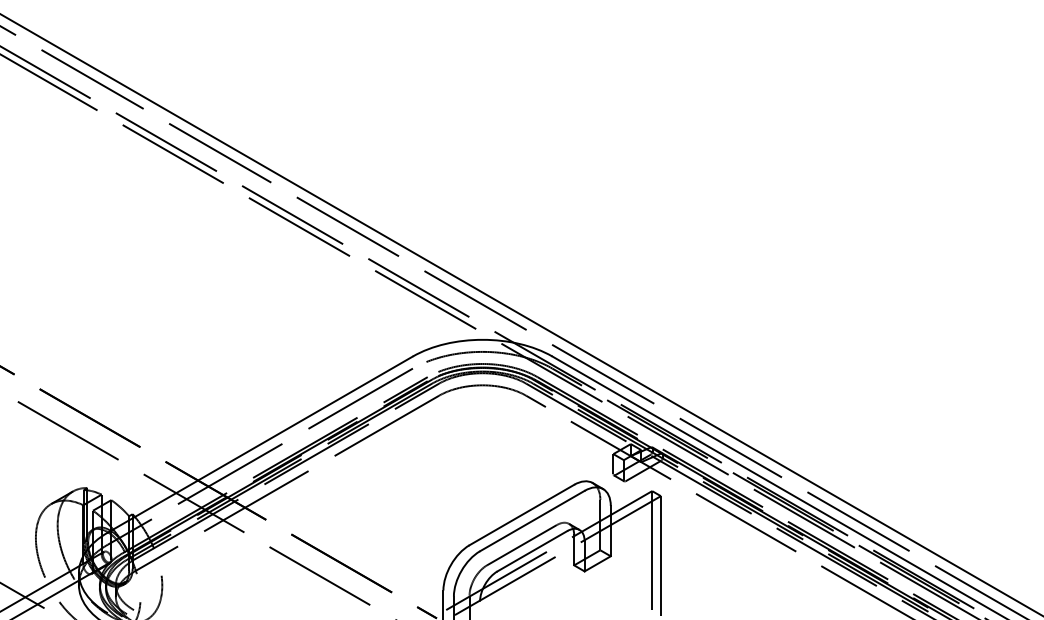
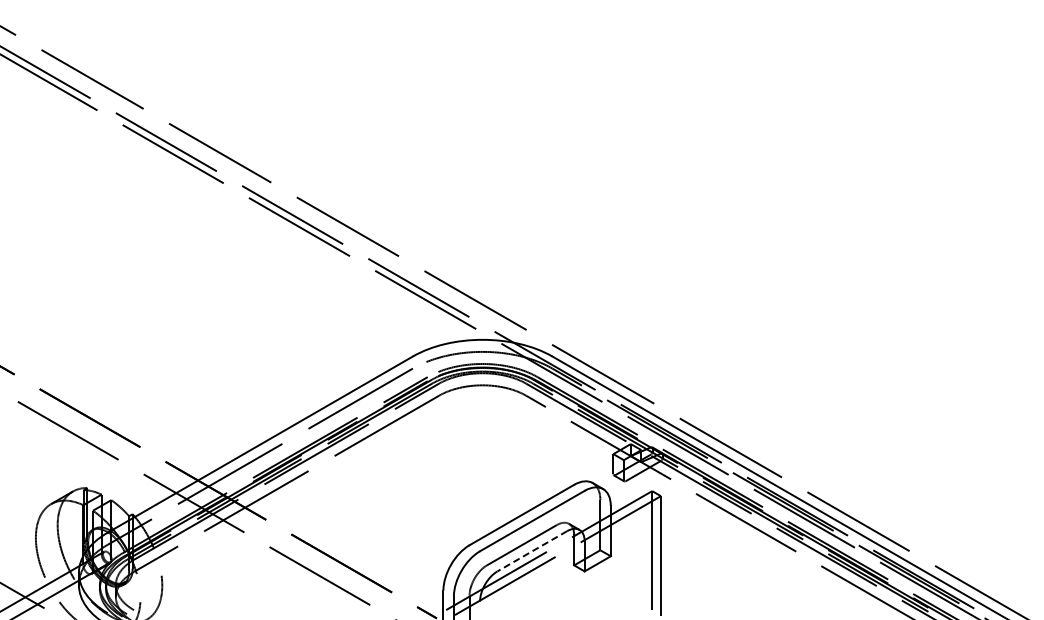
line: present -> none (521, 314)
line: solid -> dashed (531, 551)
